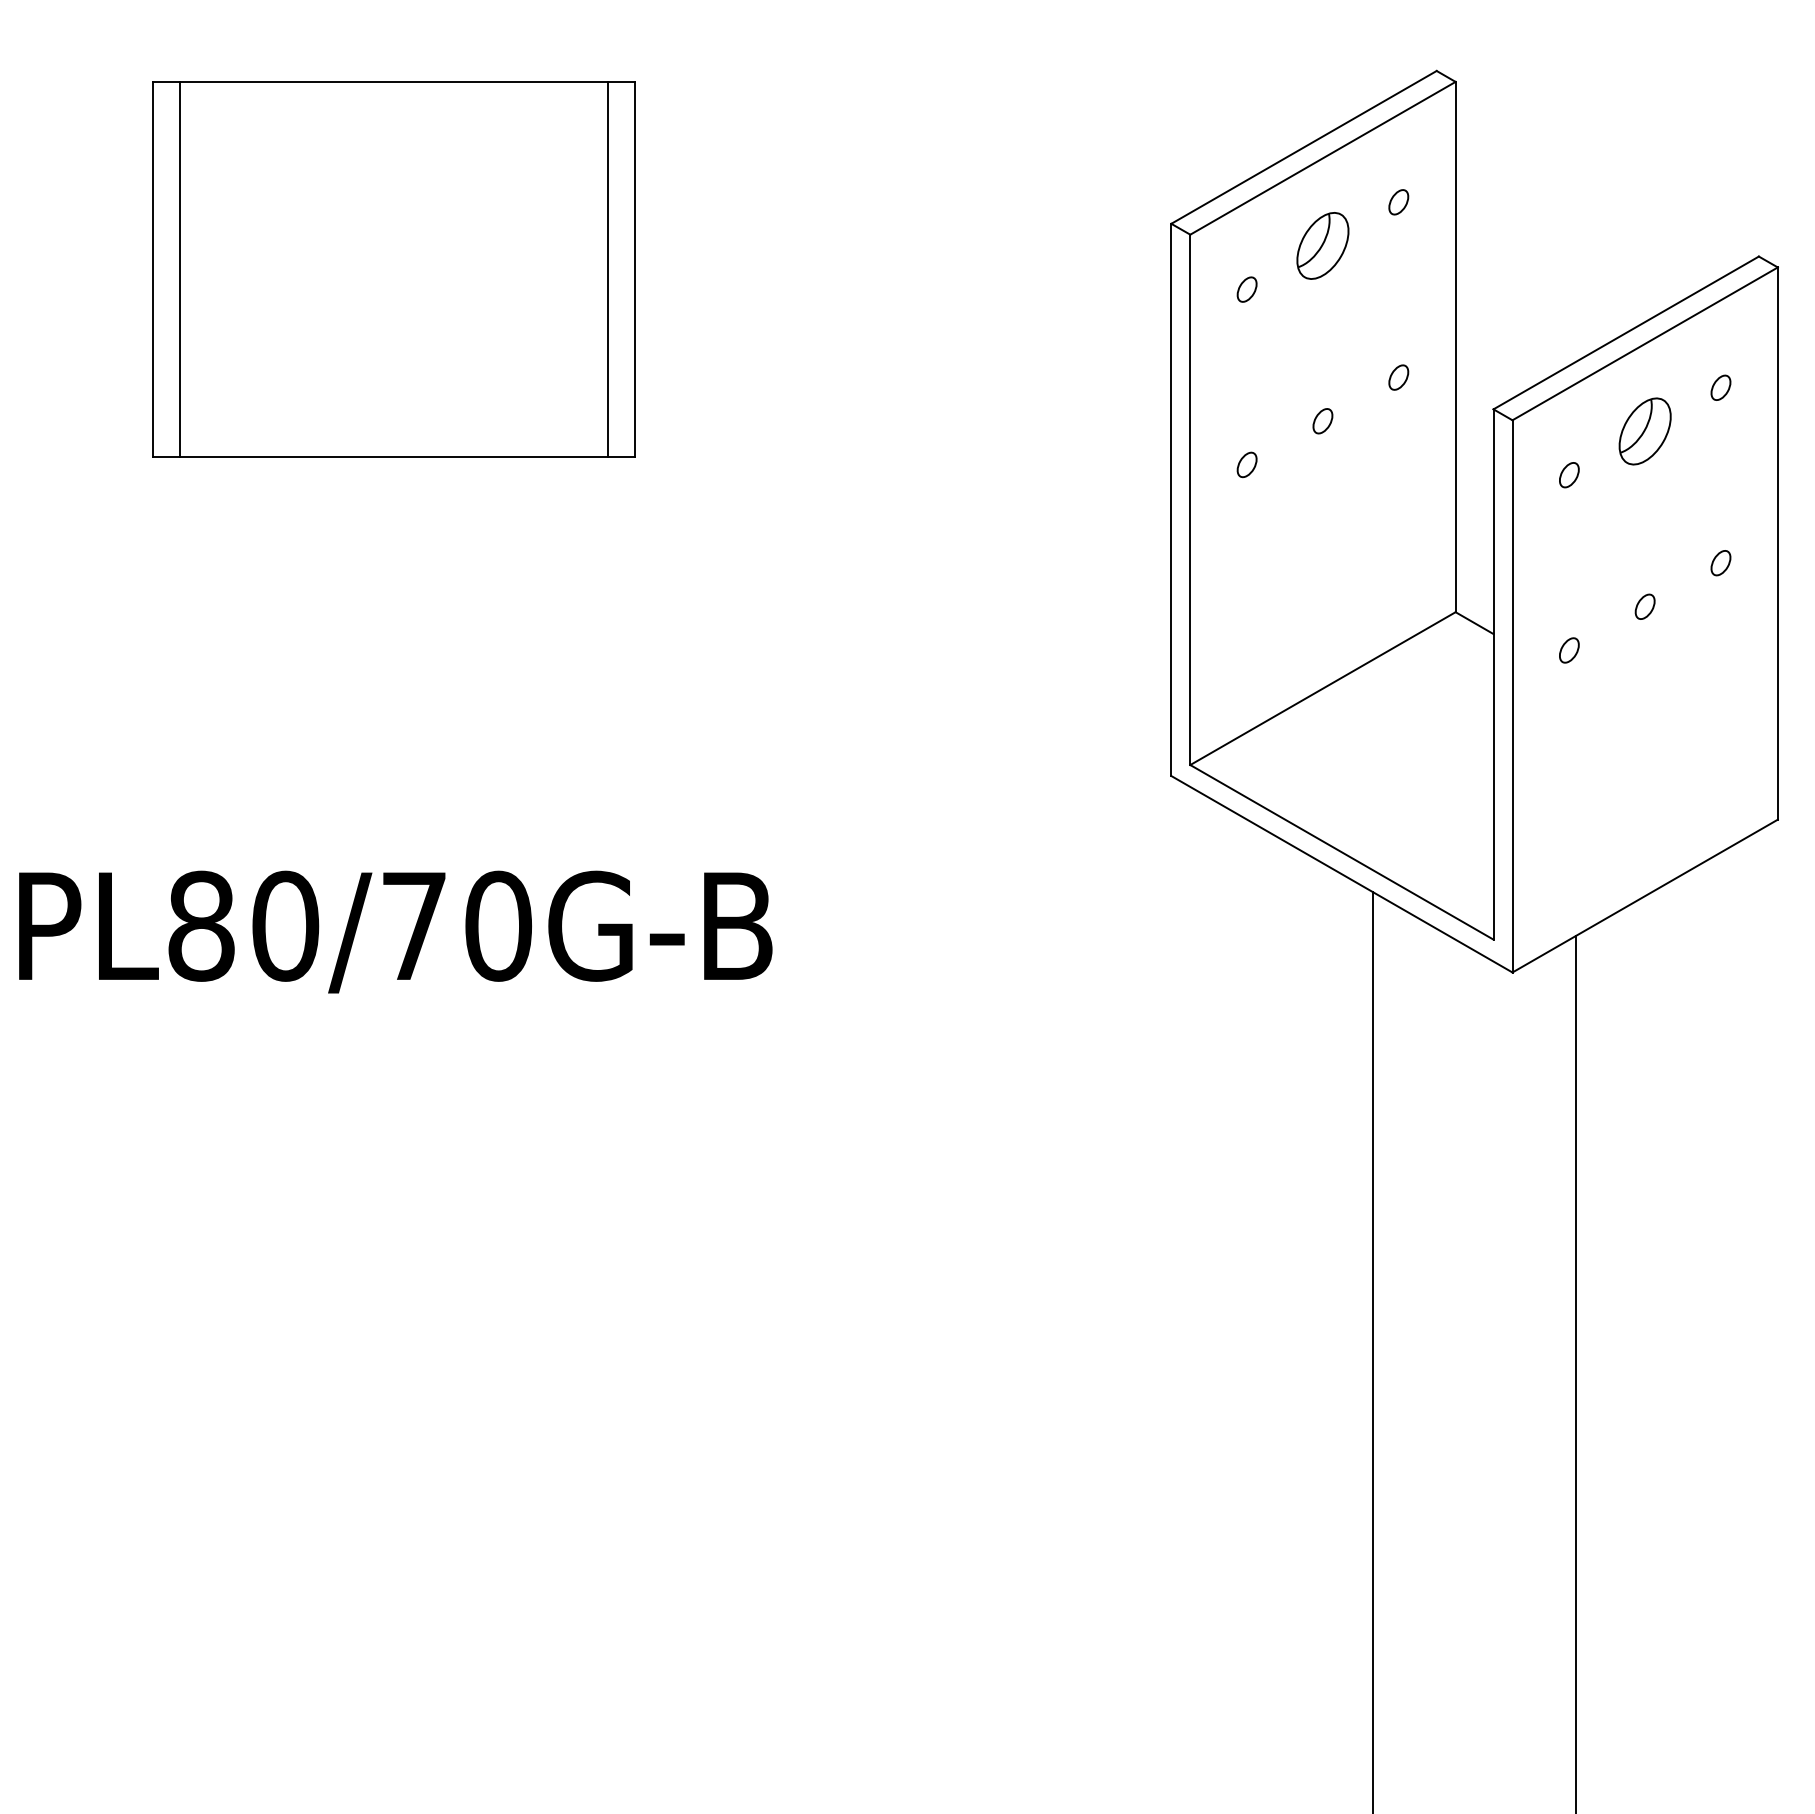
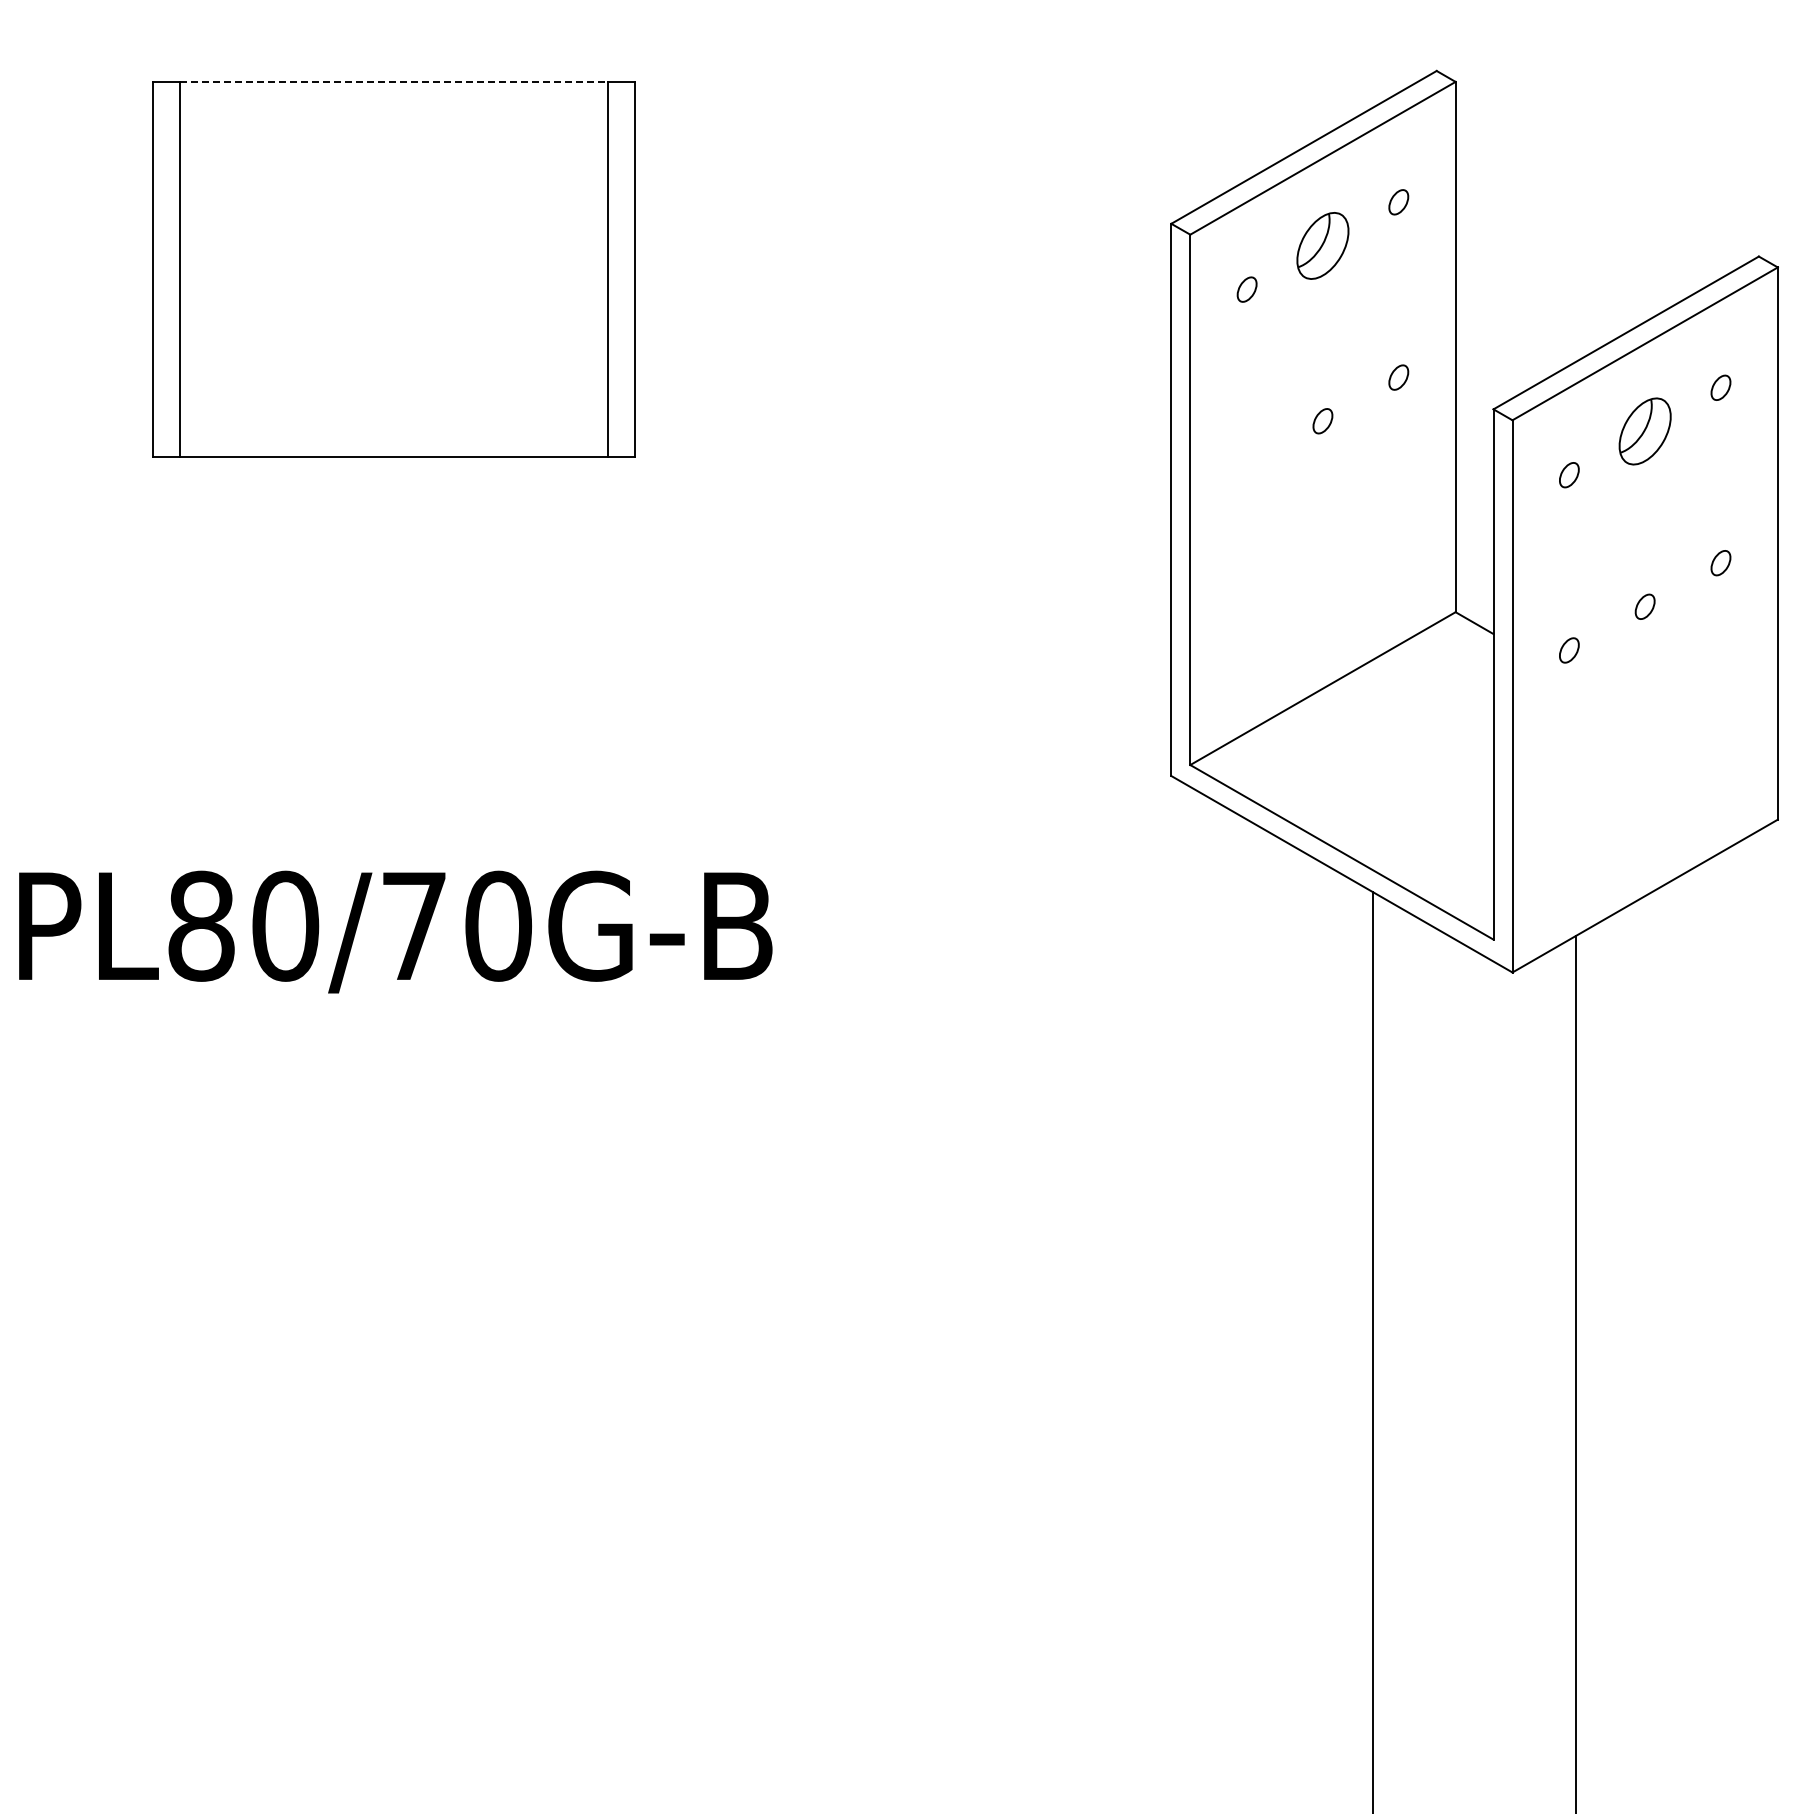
line: solid -> dashed (394, 81)
part: present -> none (1246, 464)
